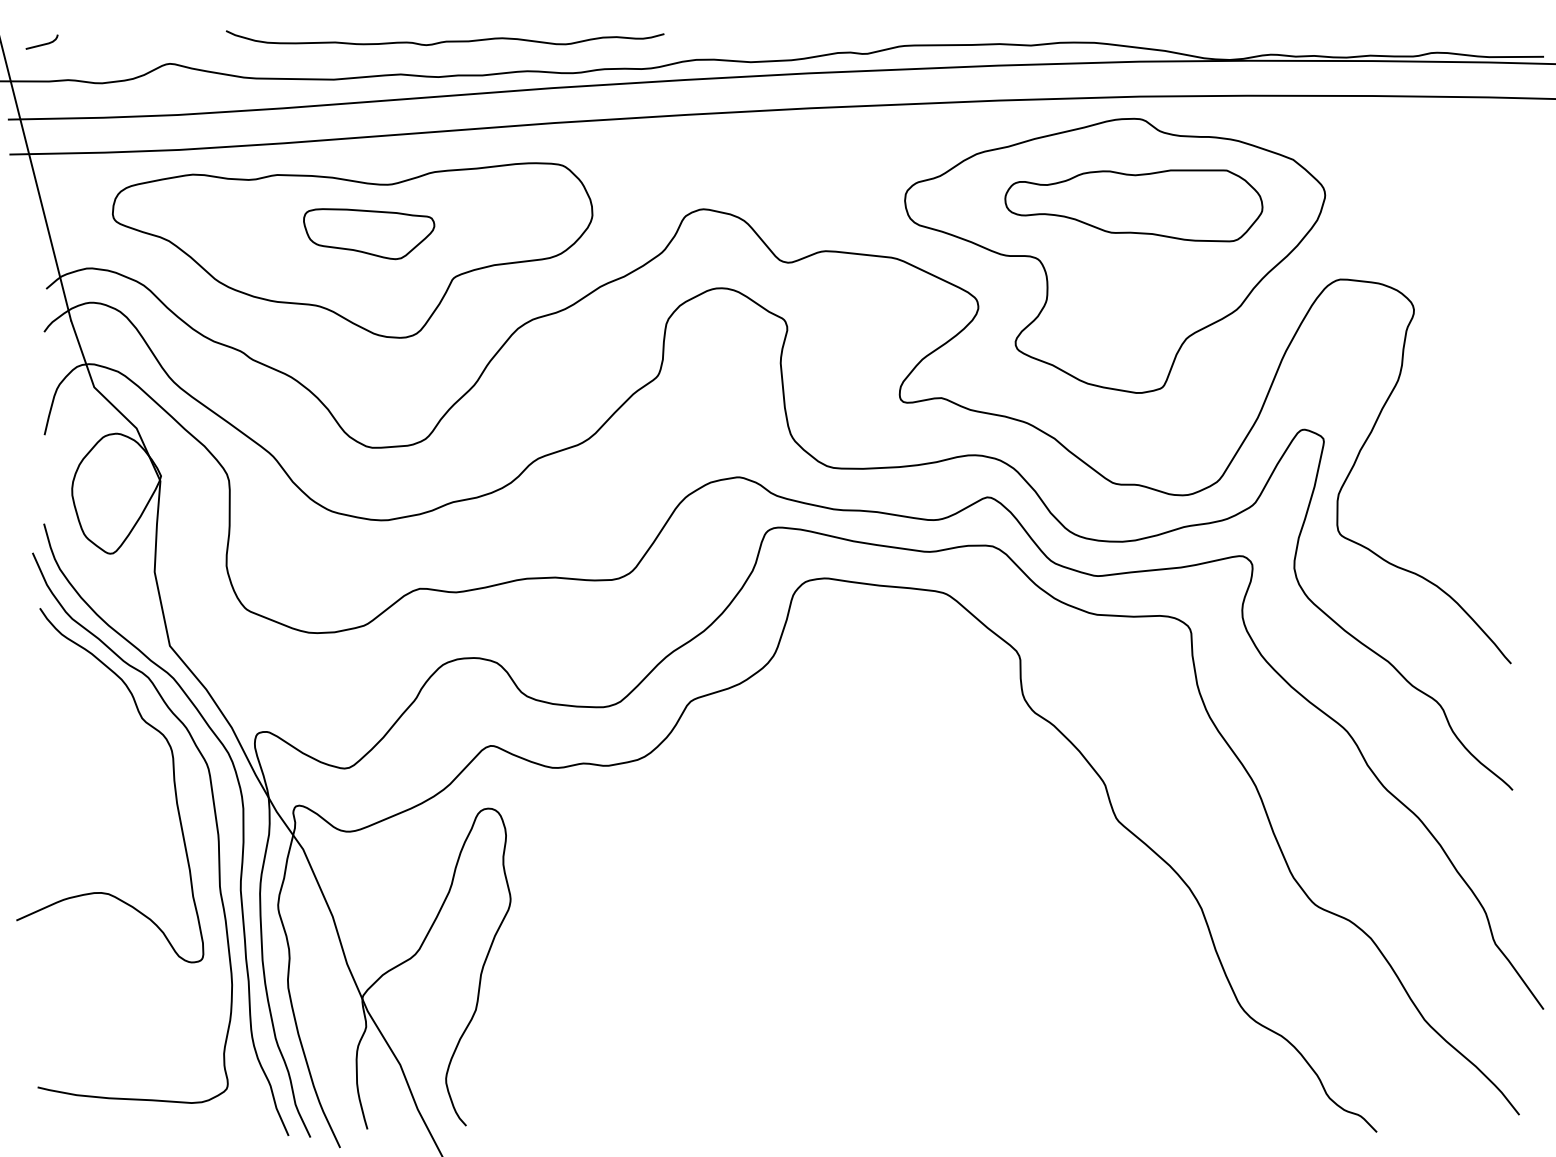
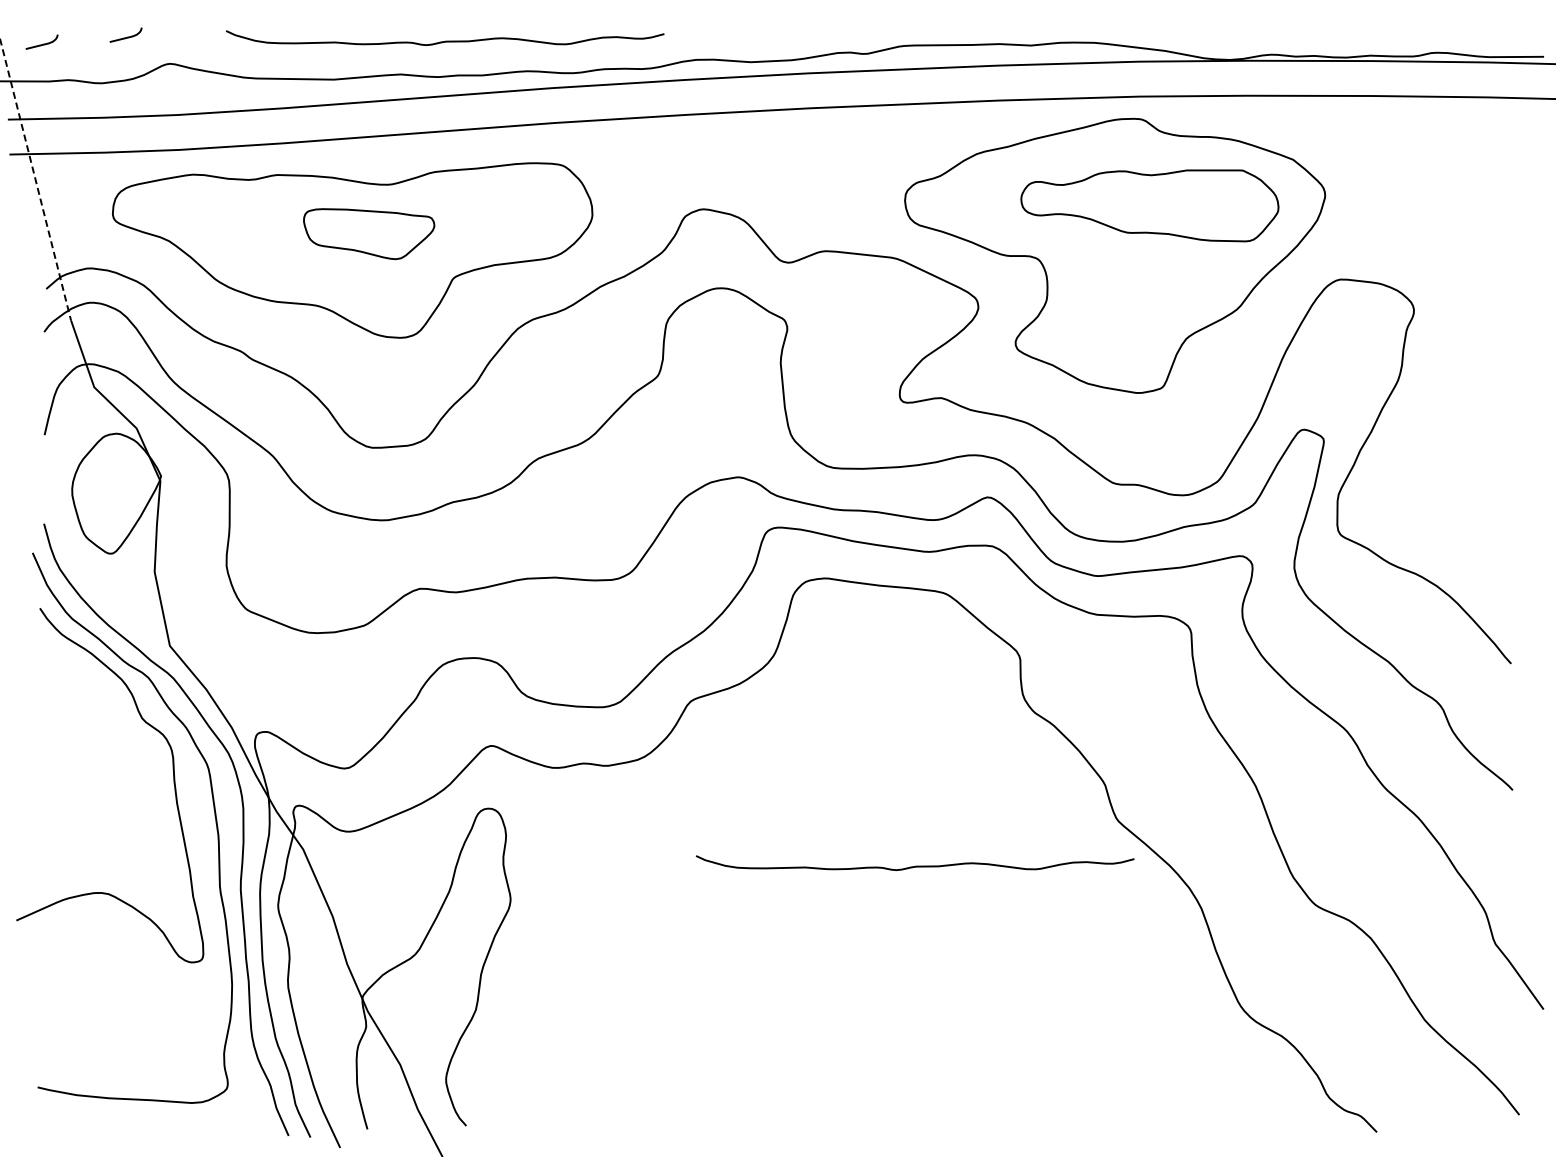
curve: none -> present (127, 36)
line: solid -> dashed (35, 179)
part position: (1133, 205) -> (1149, 205) (1149, 205)
curve: none -> present (915, 865)
